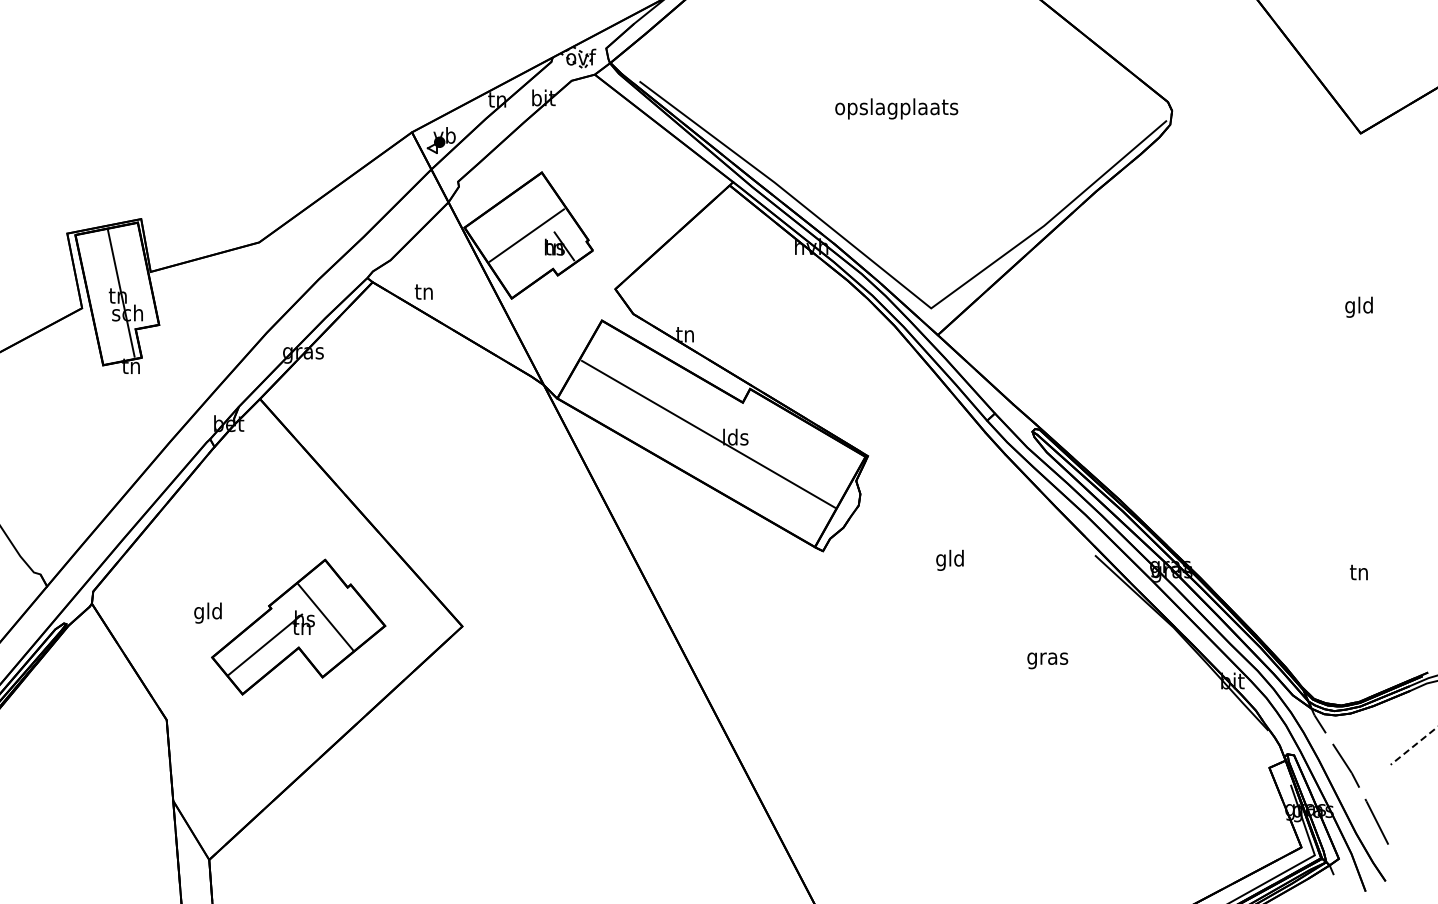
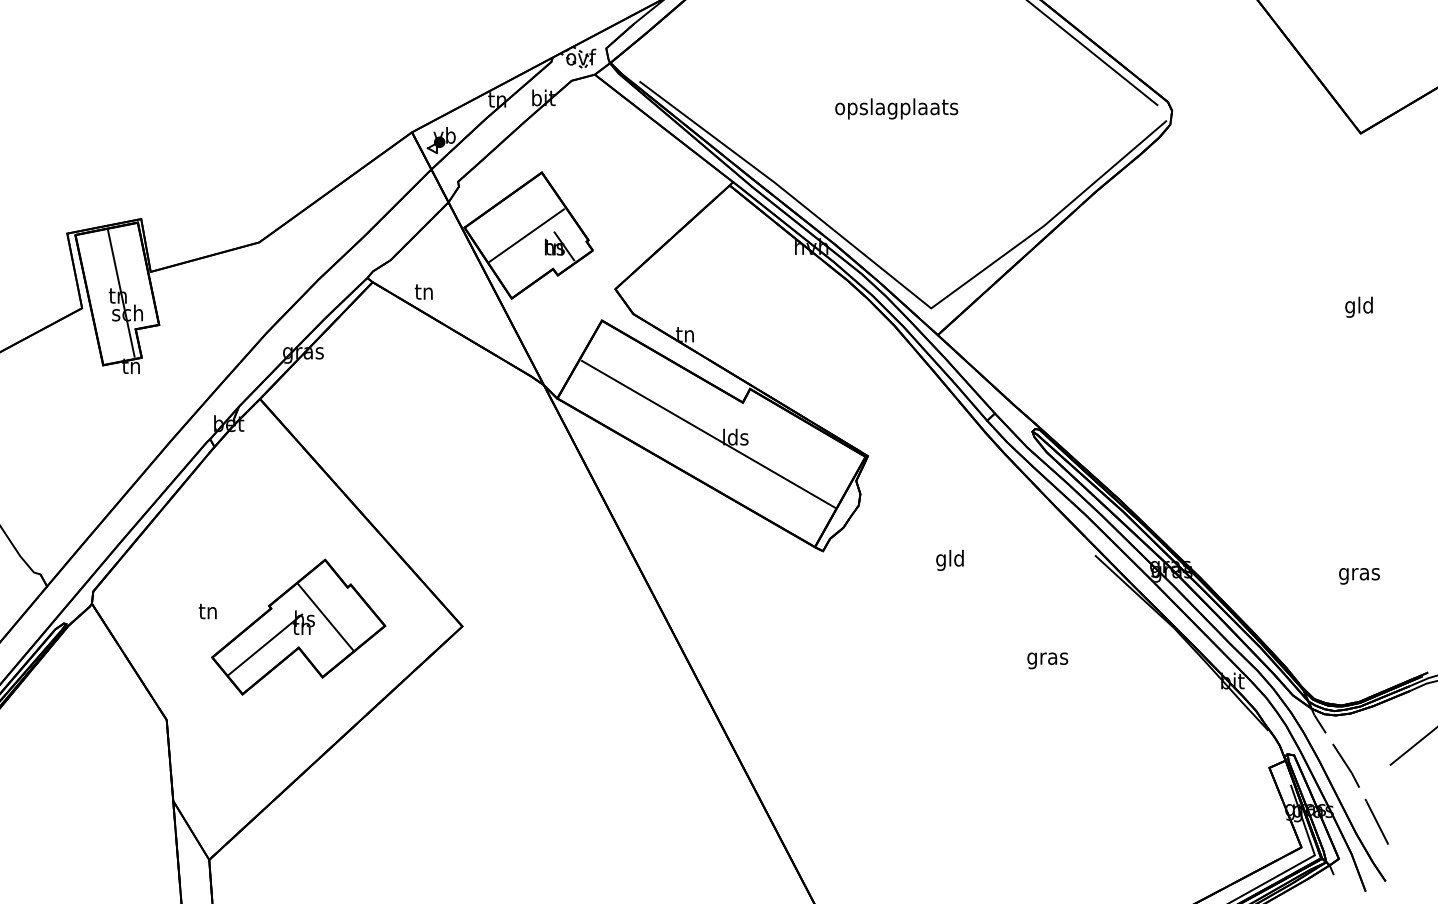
line: none -> present (1093, 53)
text: tn -> gras (1359, 574)
text: gld -> tn (207, 612)
line: dashed -> solid (1413, 746)
